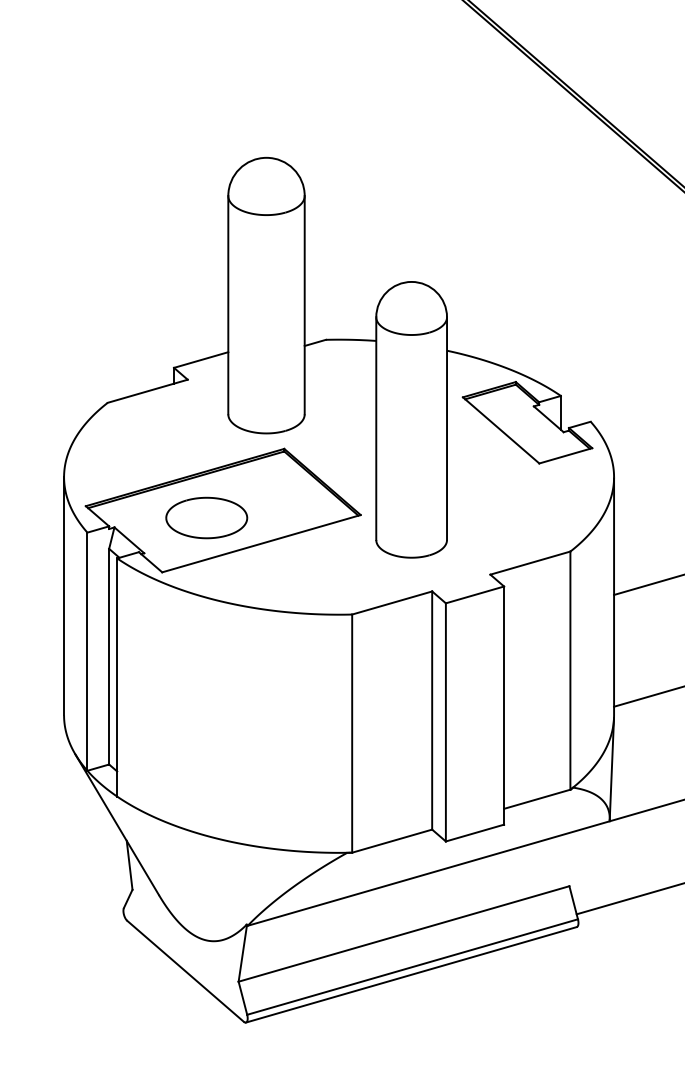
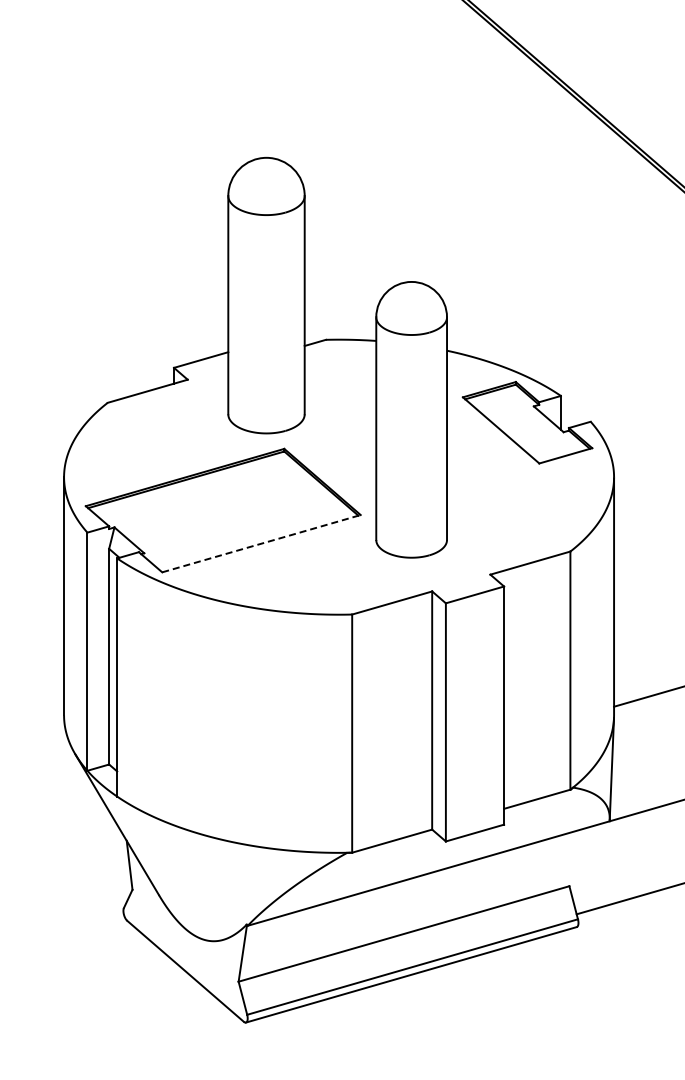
part: present -> none (206, 517)
line: solid -> dashed (261, 543)
line: present -> none (647, 584)
